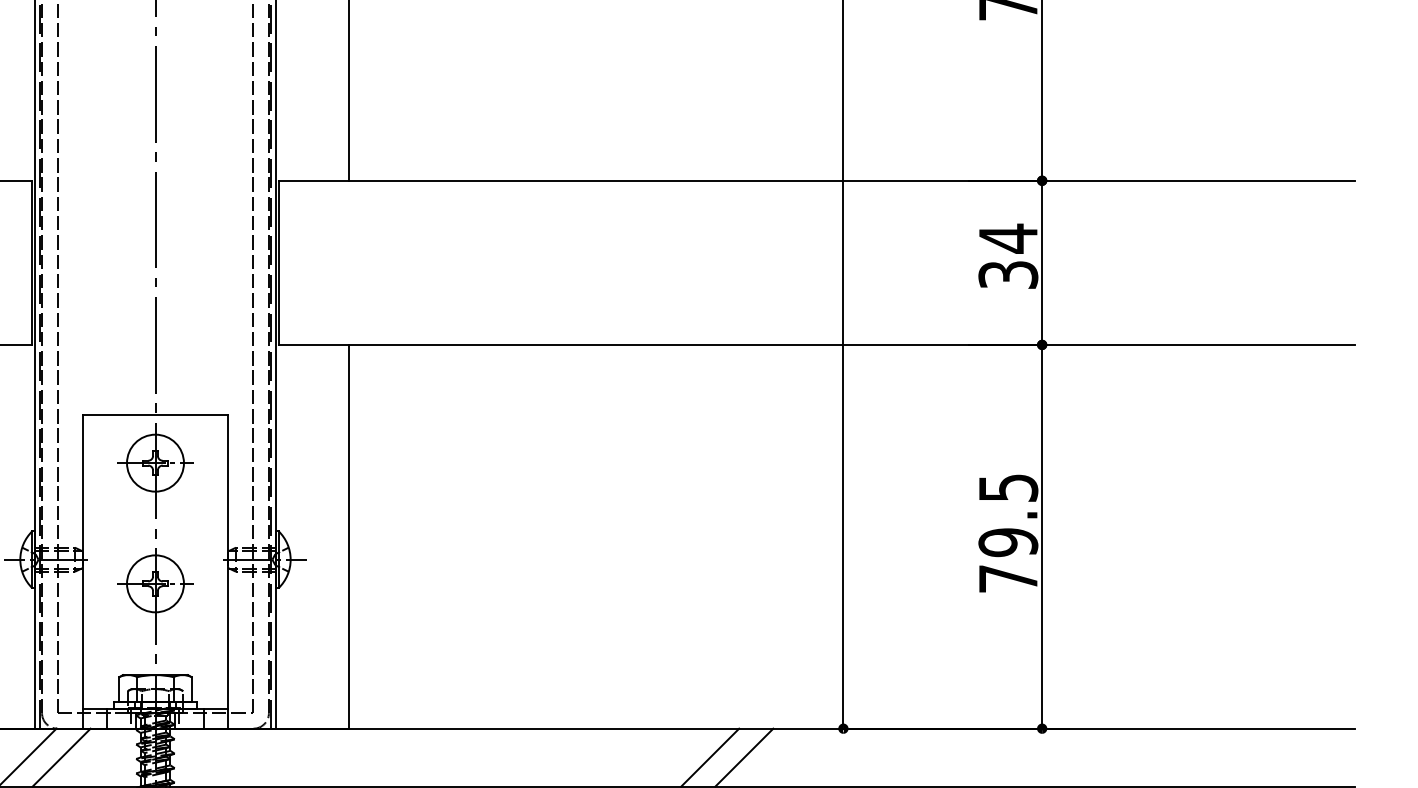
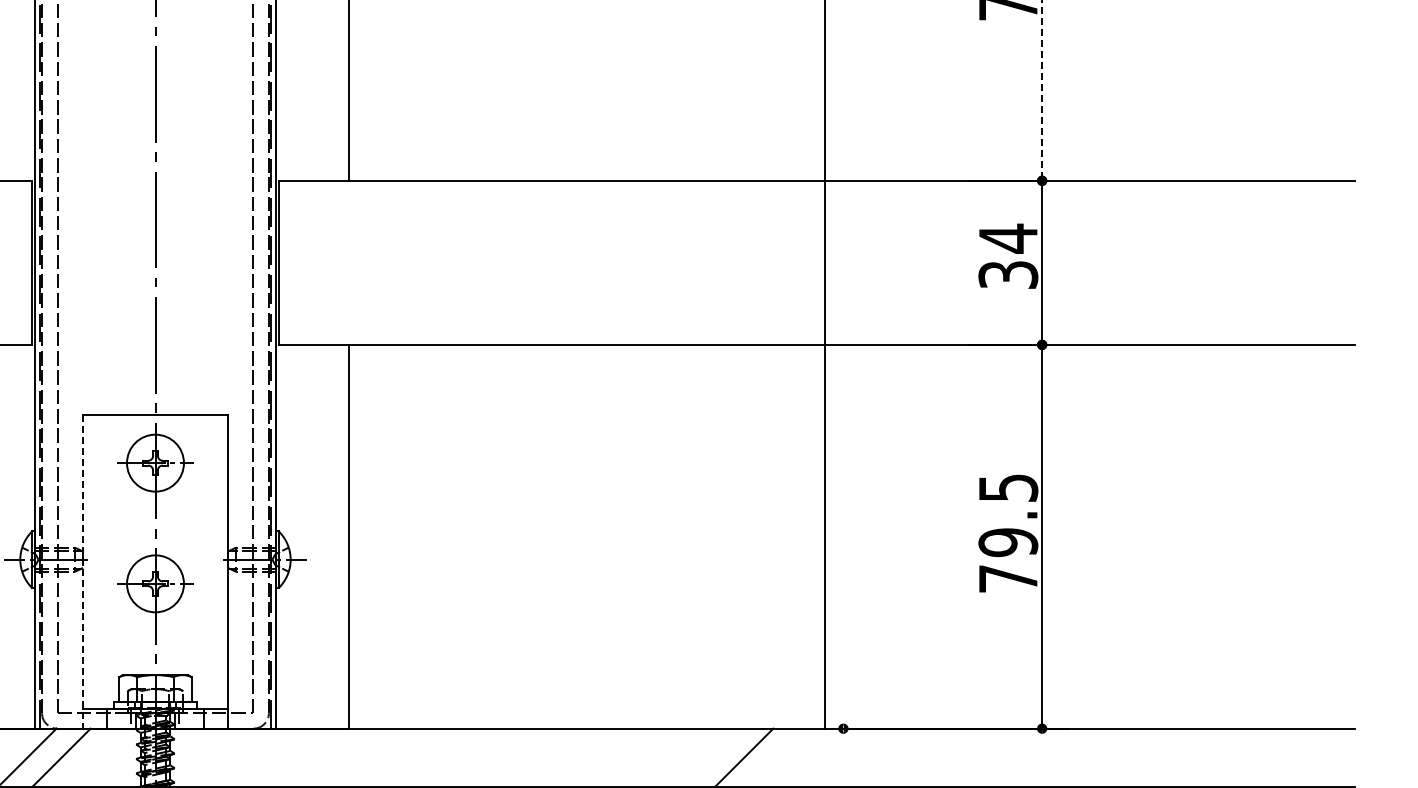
line: solid -> dashed (1042, 90)
line position: (843, 365) -> (825, 365) (825, 365)
line: solid -> dashed (83, 571)
line: present -> none (711, 756)
